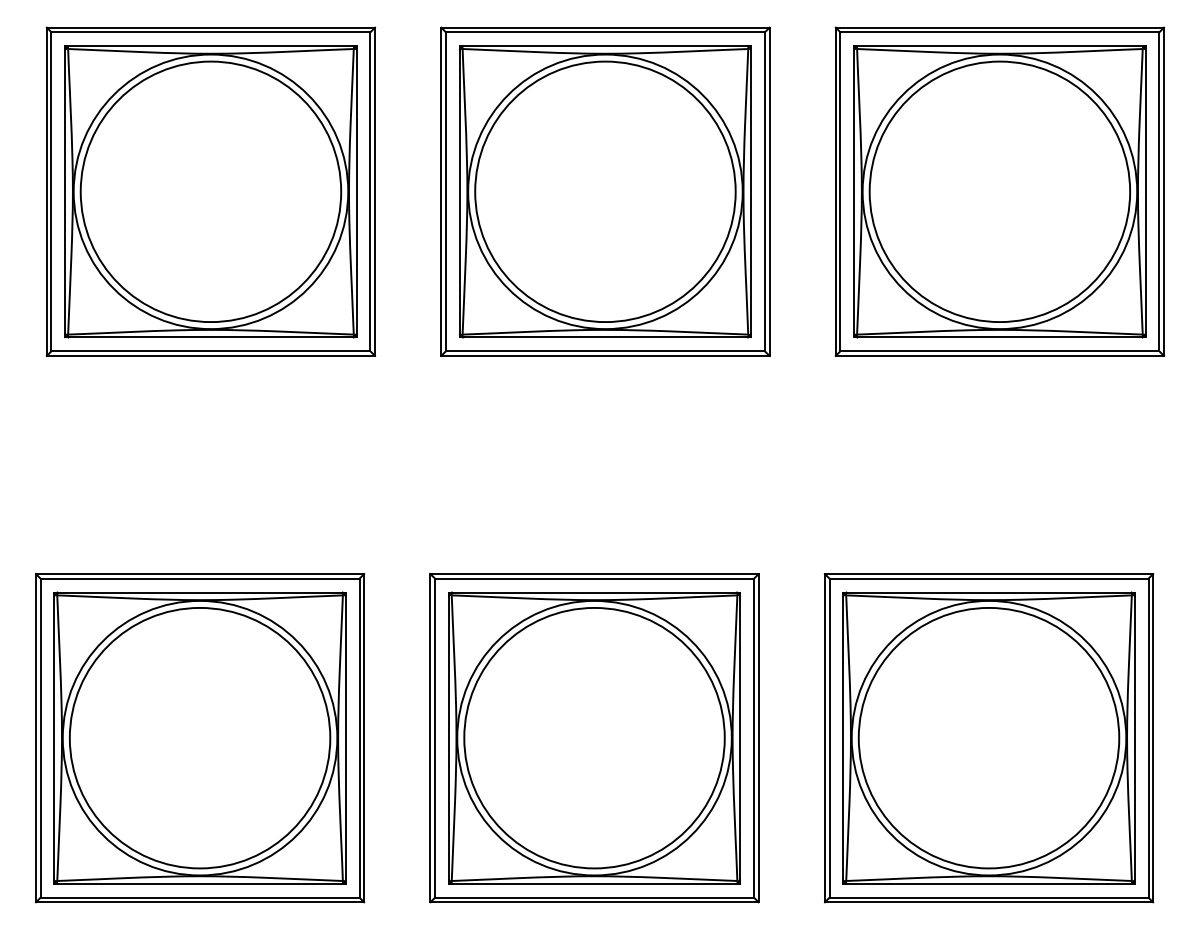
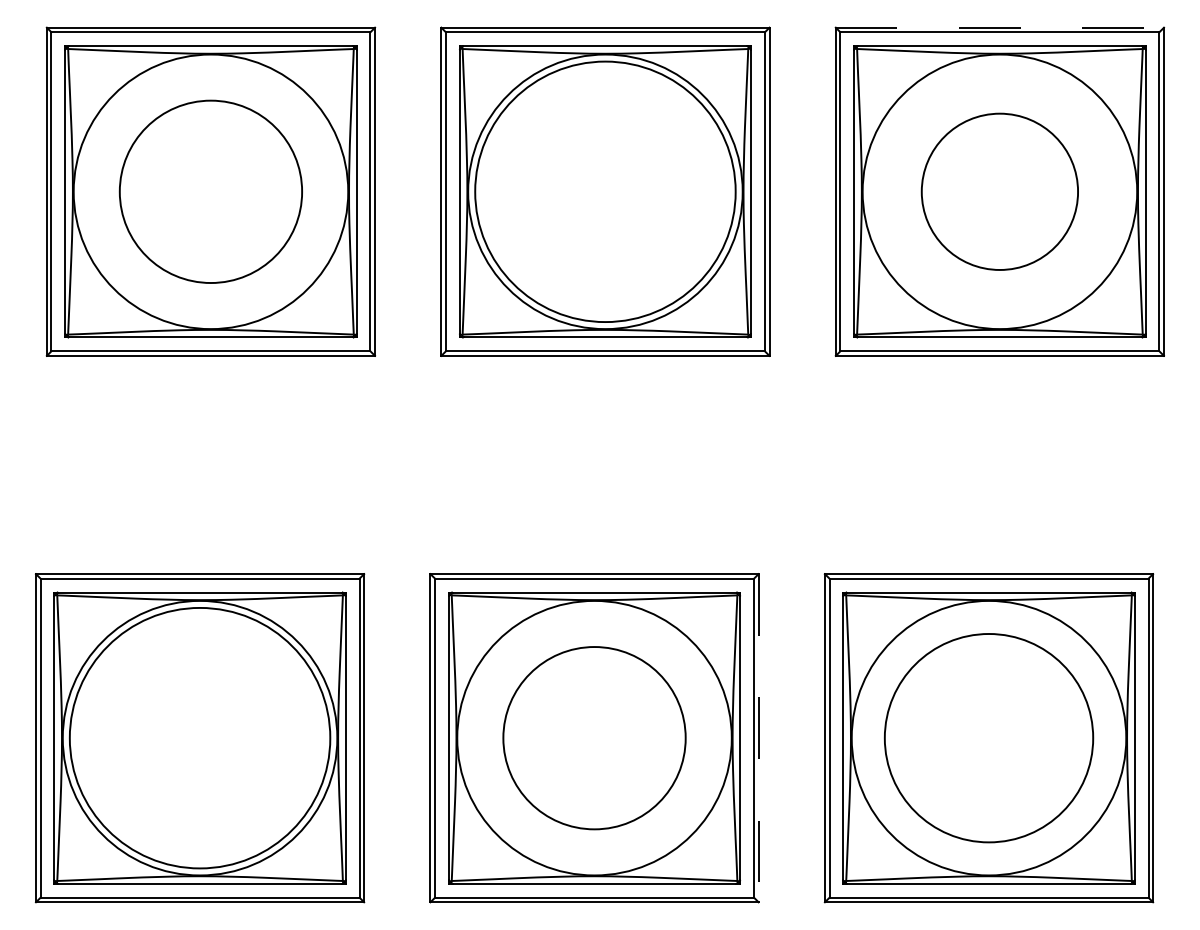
line: solid -> dashed (1000, 27)
circle diameter: 260 px -> 182 px (210, 191)
circle diameter: 260 px -> 156 px (999, 191)
circle diameter: 260 px -> 182 px (594, 738)
circle diameter: 260 px -> 208 px (988, 738)
line: solid -> dashed (758, 738)
